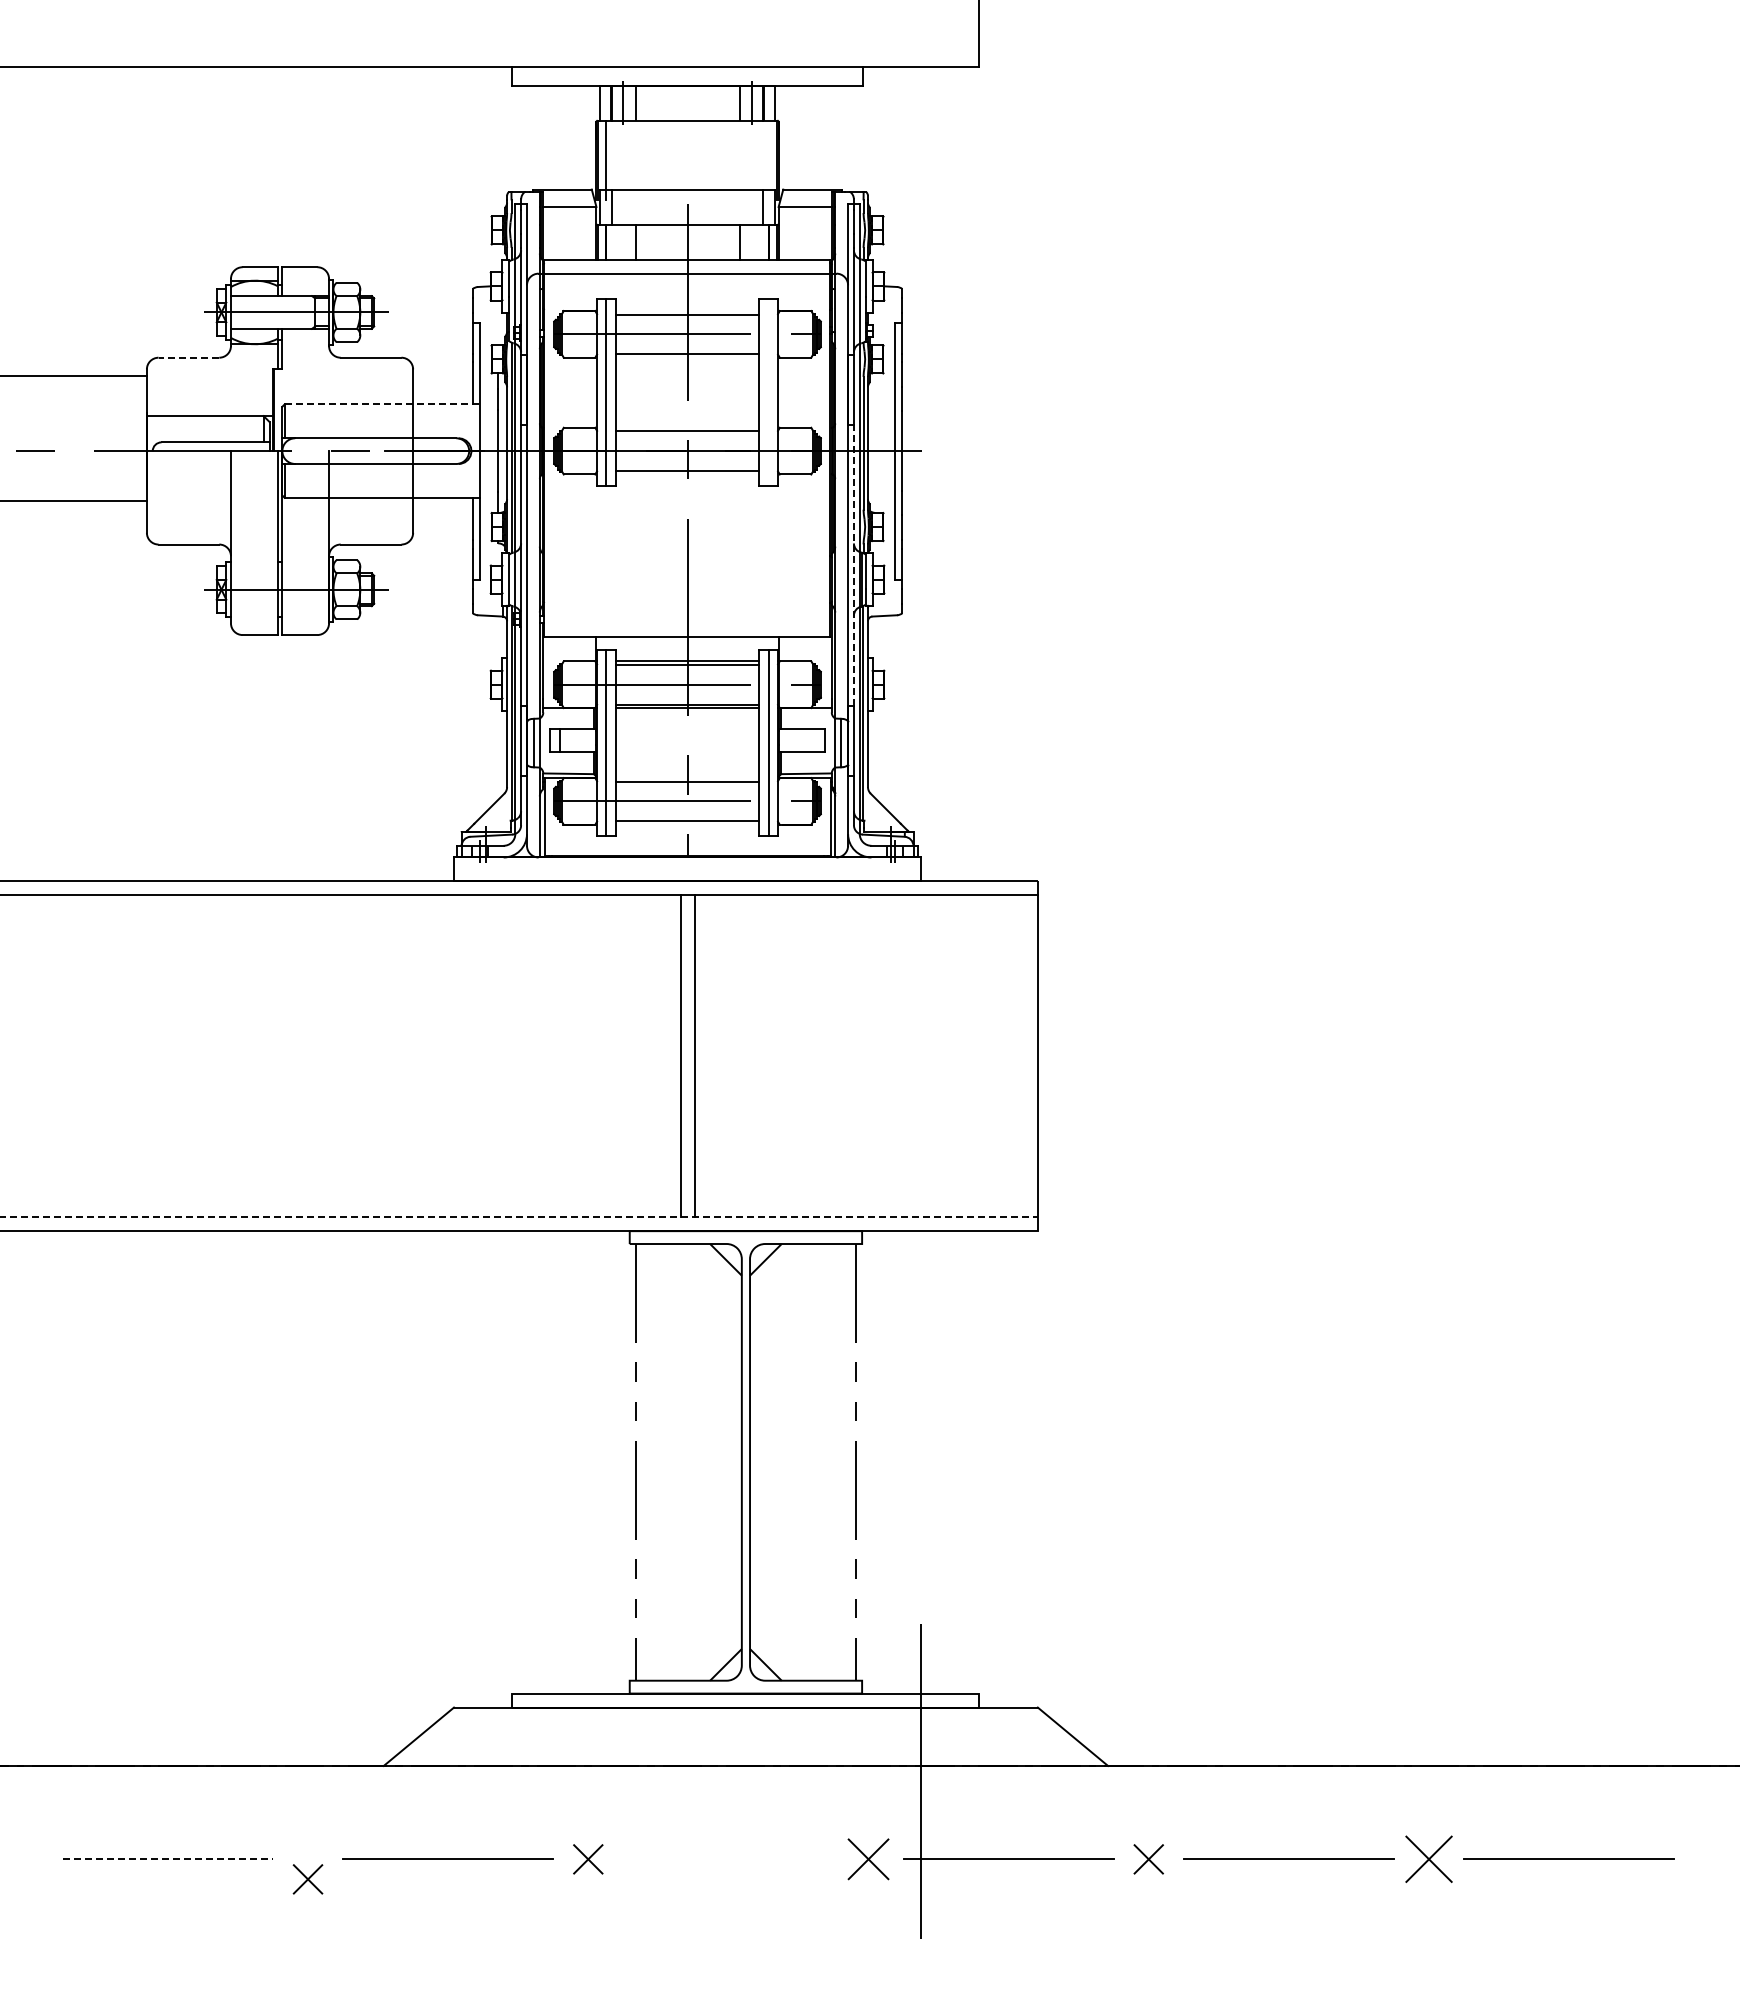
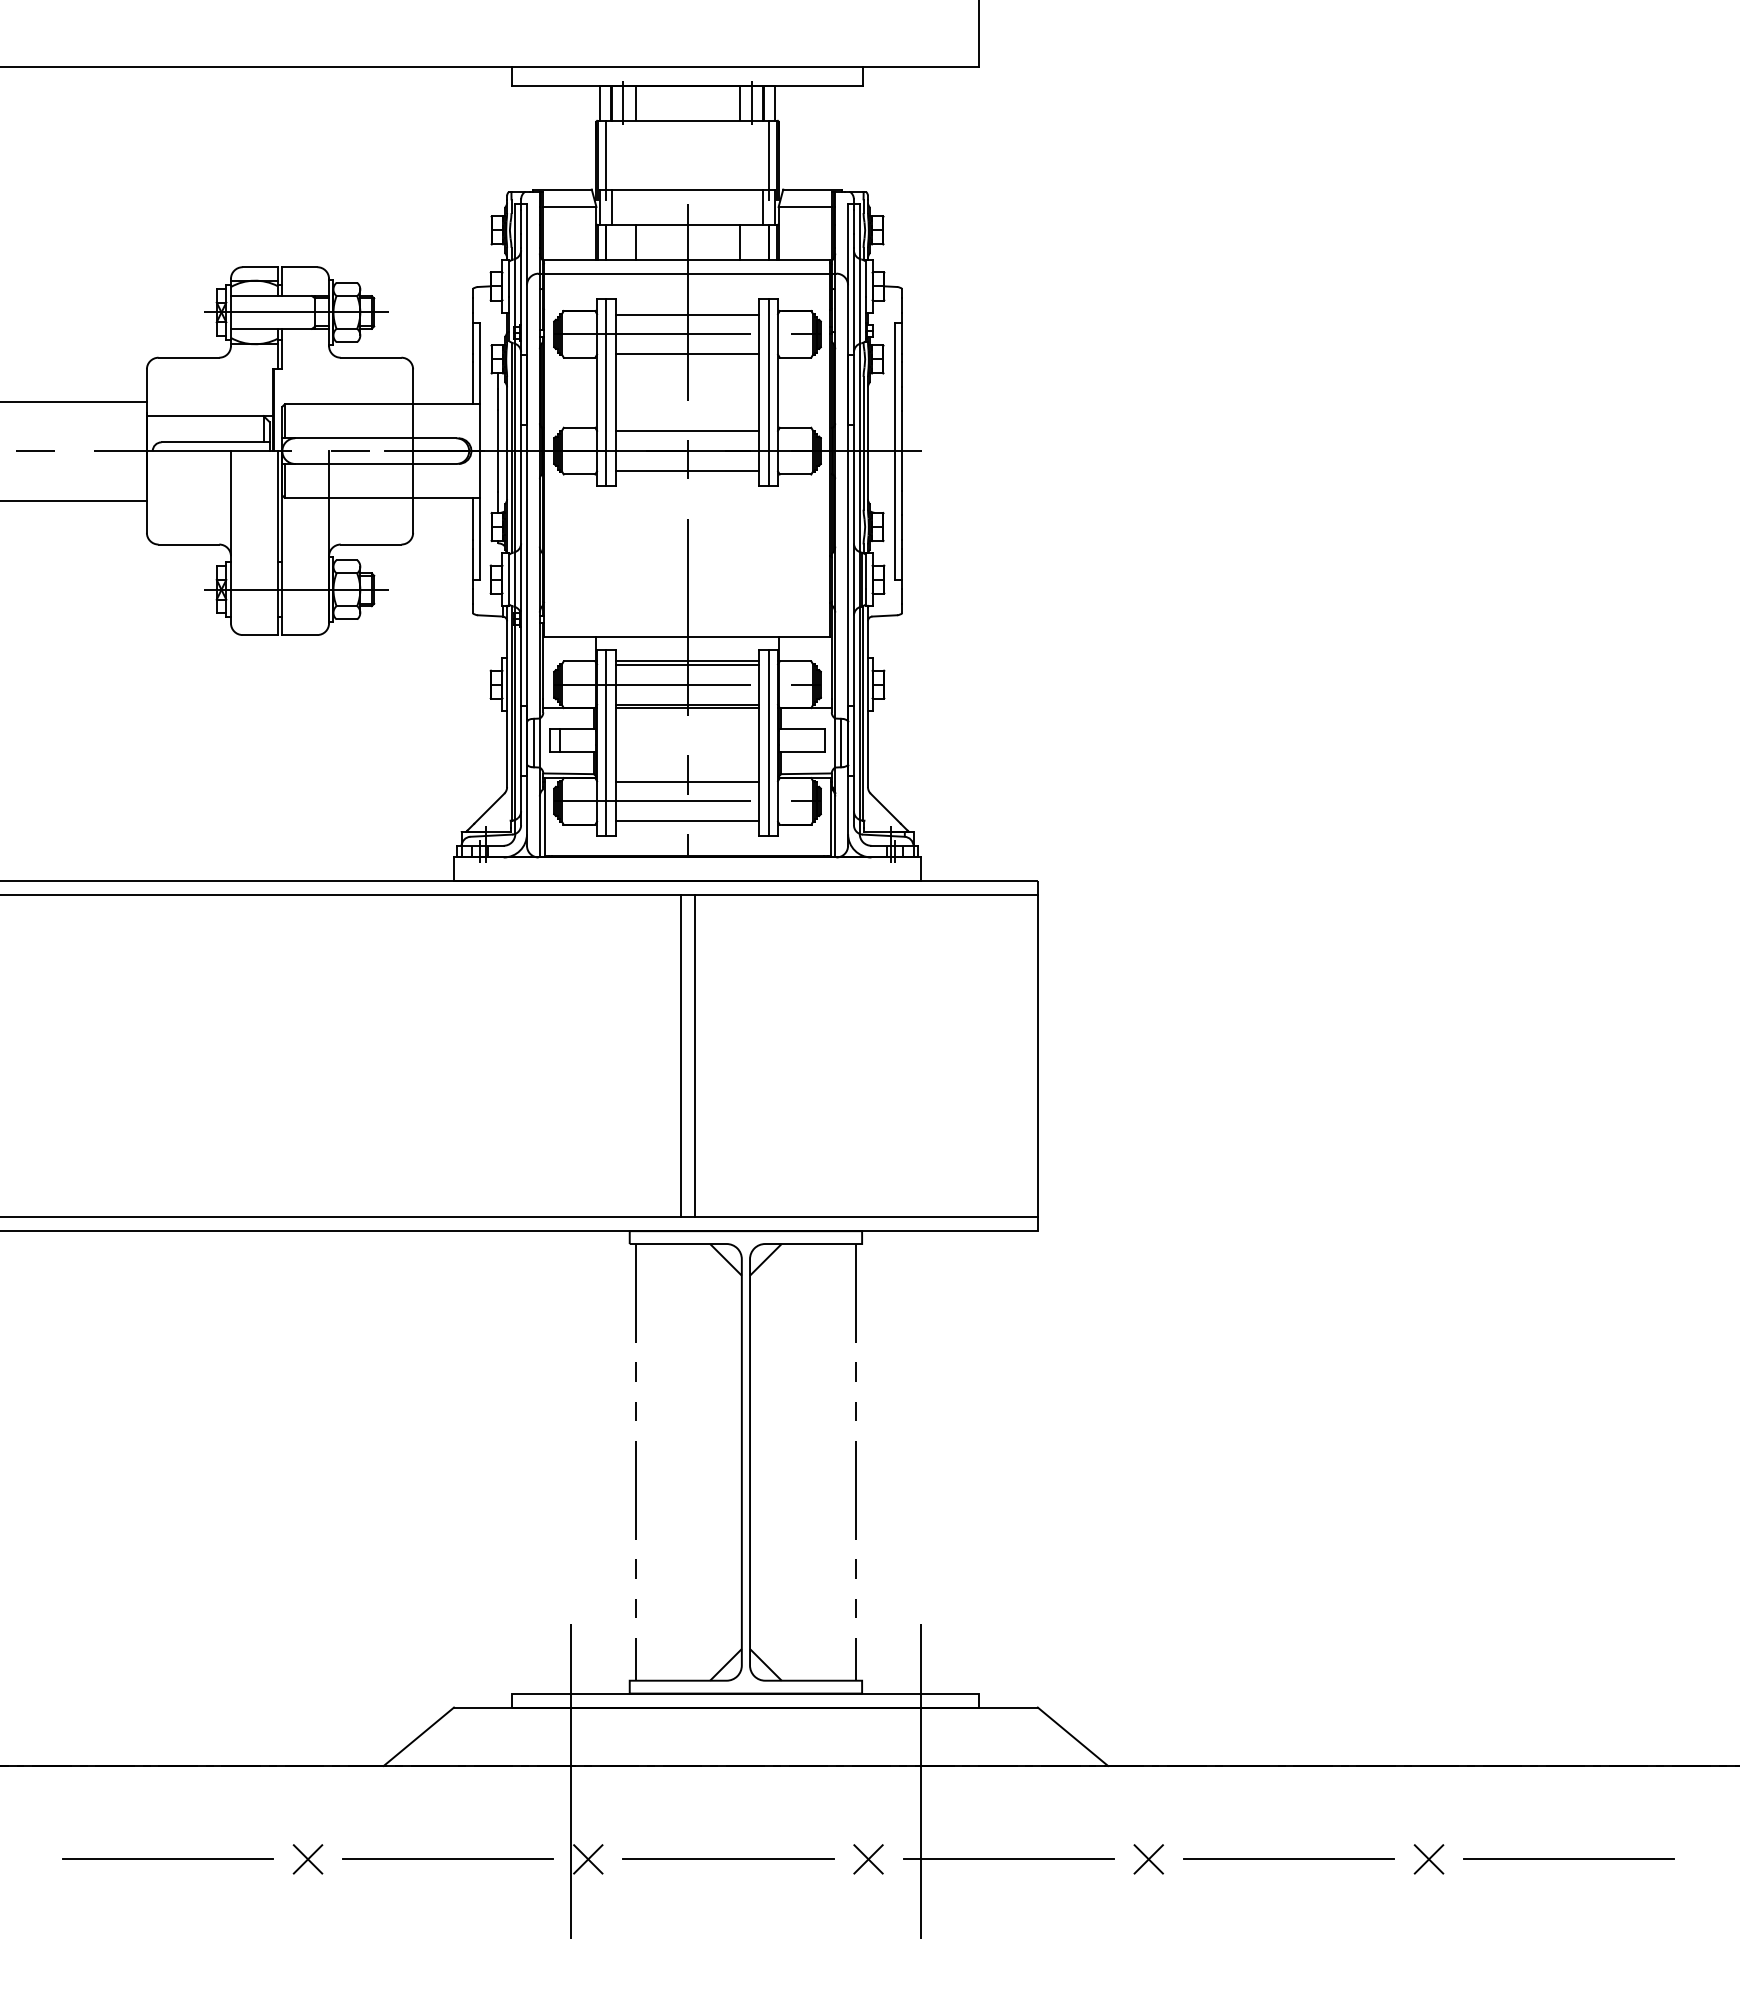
line: none -> present (769, 159)
line: dashed -> solid (188, 357)
line position: (74, 375) -> (74, 401) (74, 401)
line: none -> present (768, 392)
line: dashed -> solid (382, 404)
line: dashed -> solid (853, 565)
line: dashed -> solid (518, 1217)
line: none -> present (570, 1781)
part size: 48x48 px -> 32x31 px (1428, 1859)
line: dashed -> solid (168, 1859)
line: none -> present (728, 1859)
part size: 43x43 px -> 31x31 px (868, 1859)
part position: (307, 1879) -> (307, 1859) (307, 1859)
